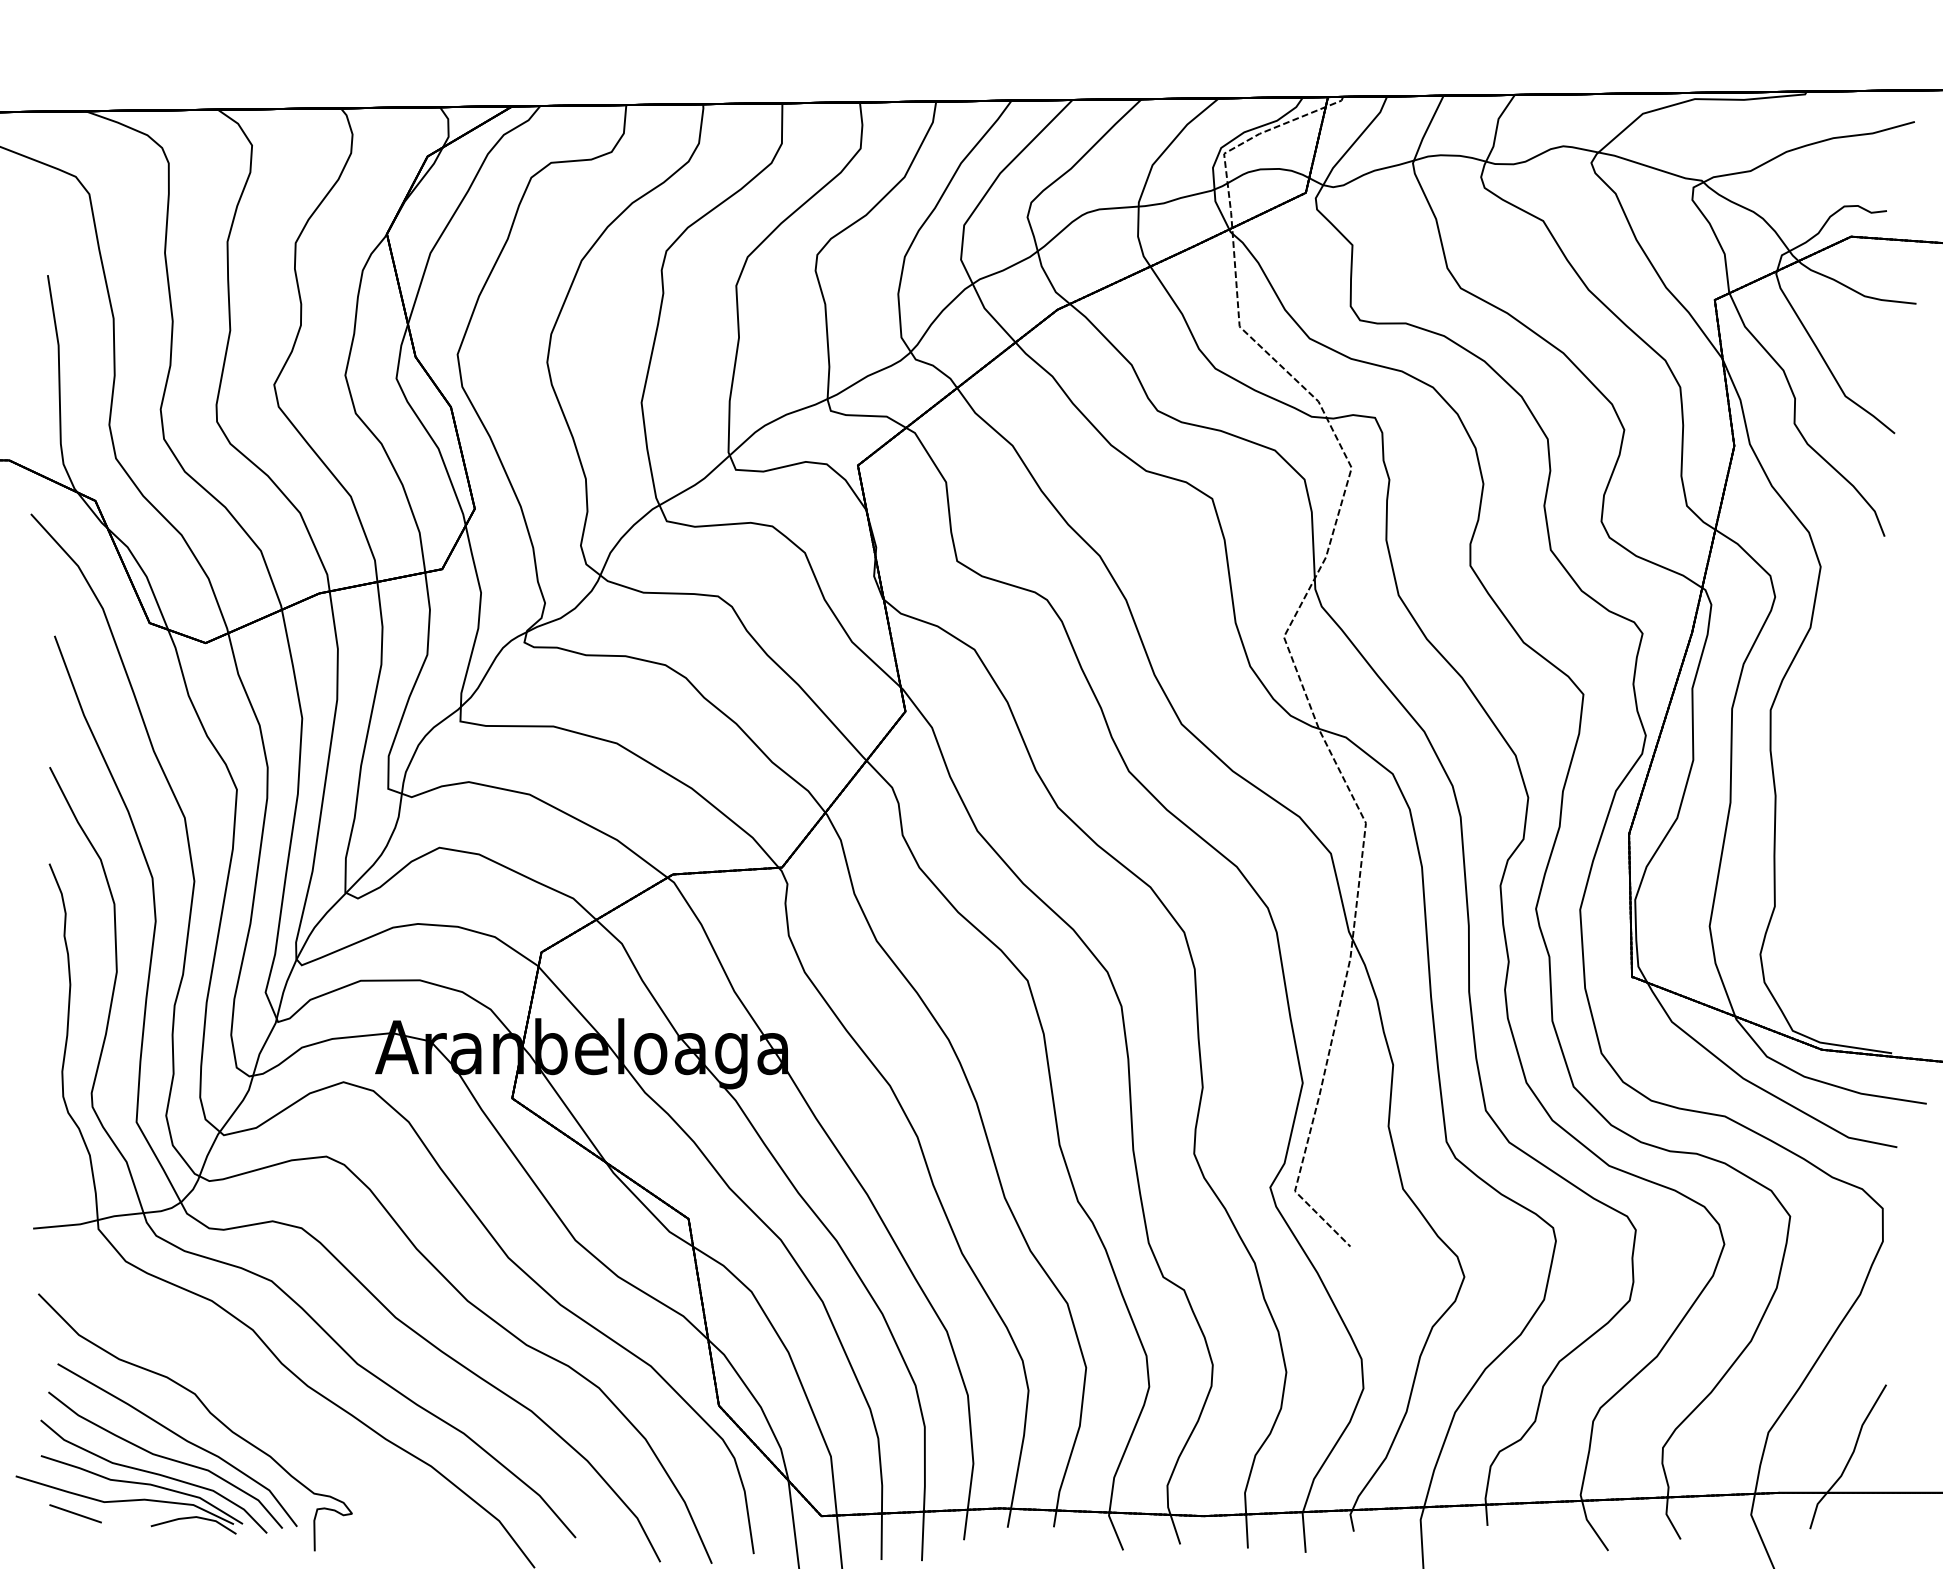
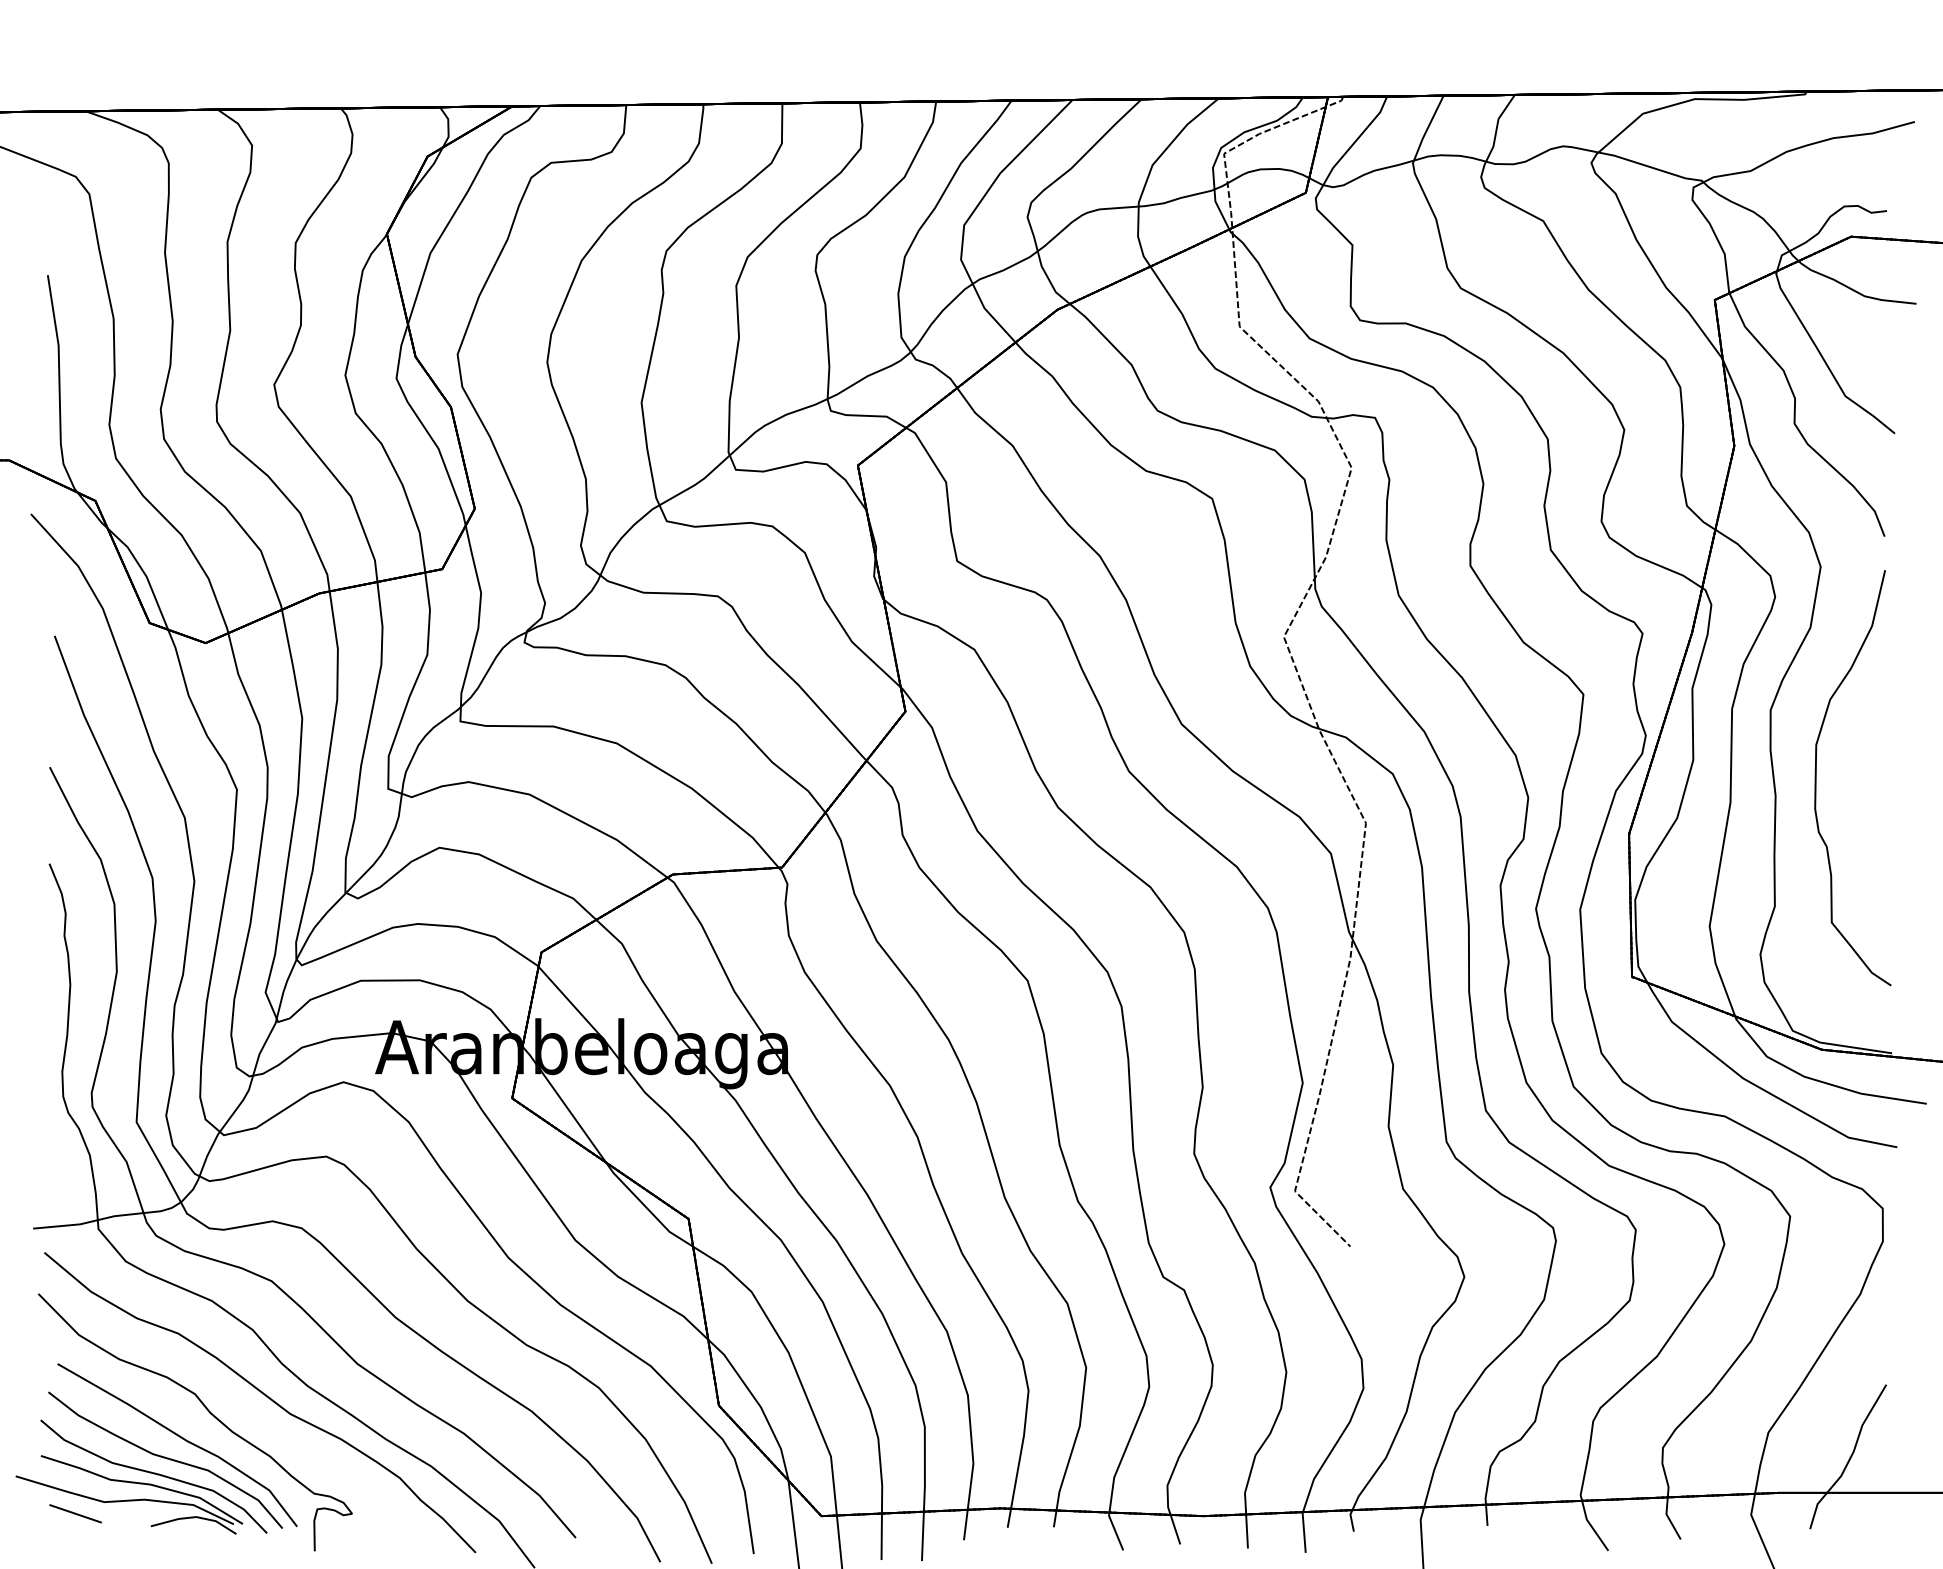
curve: none -> present (1816, 778)
curve: none -> present (265, 1396)
